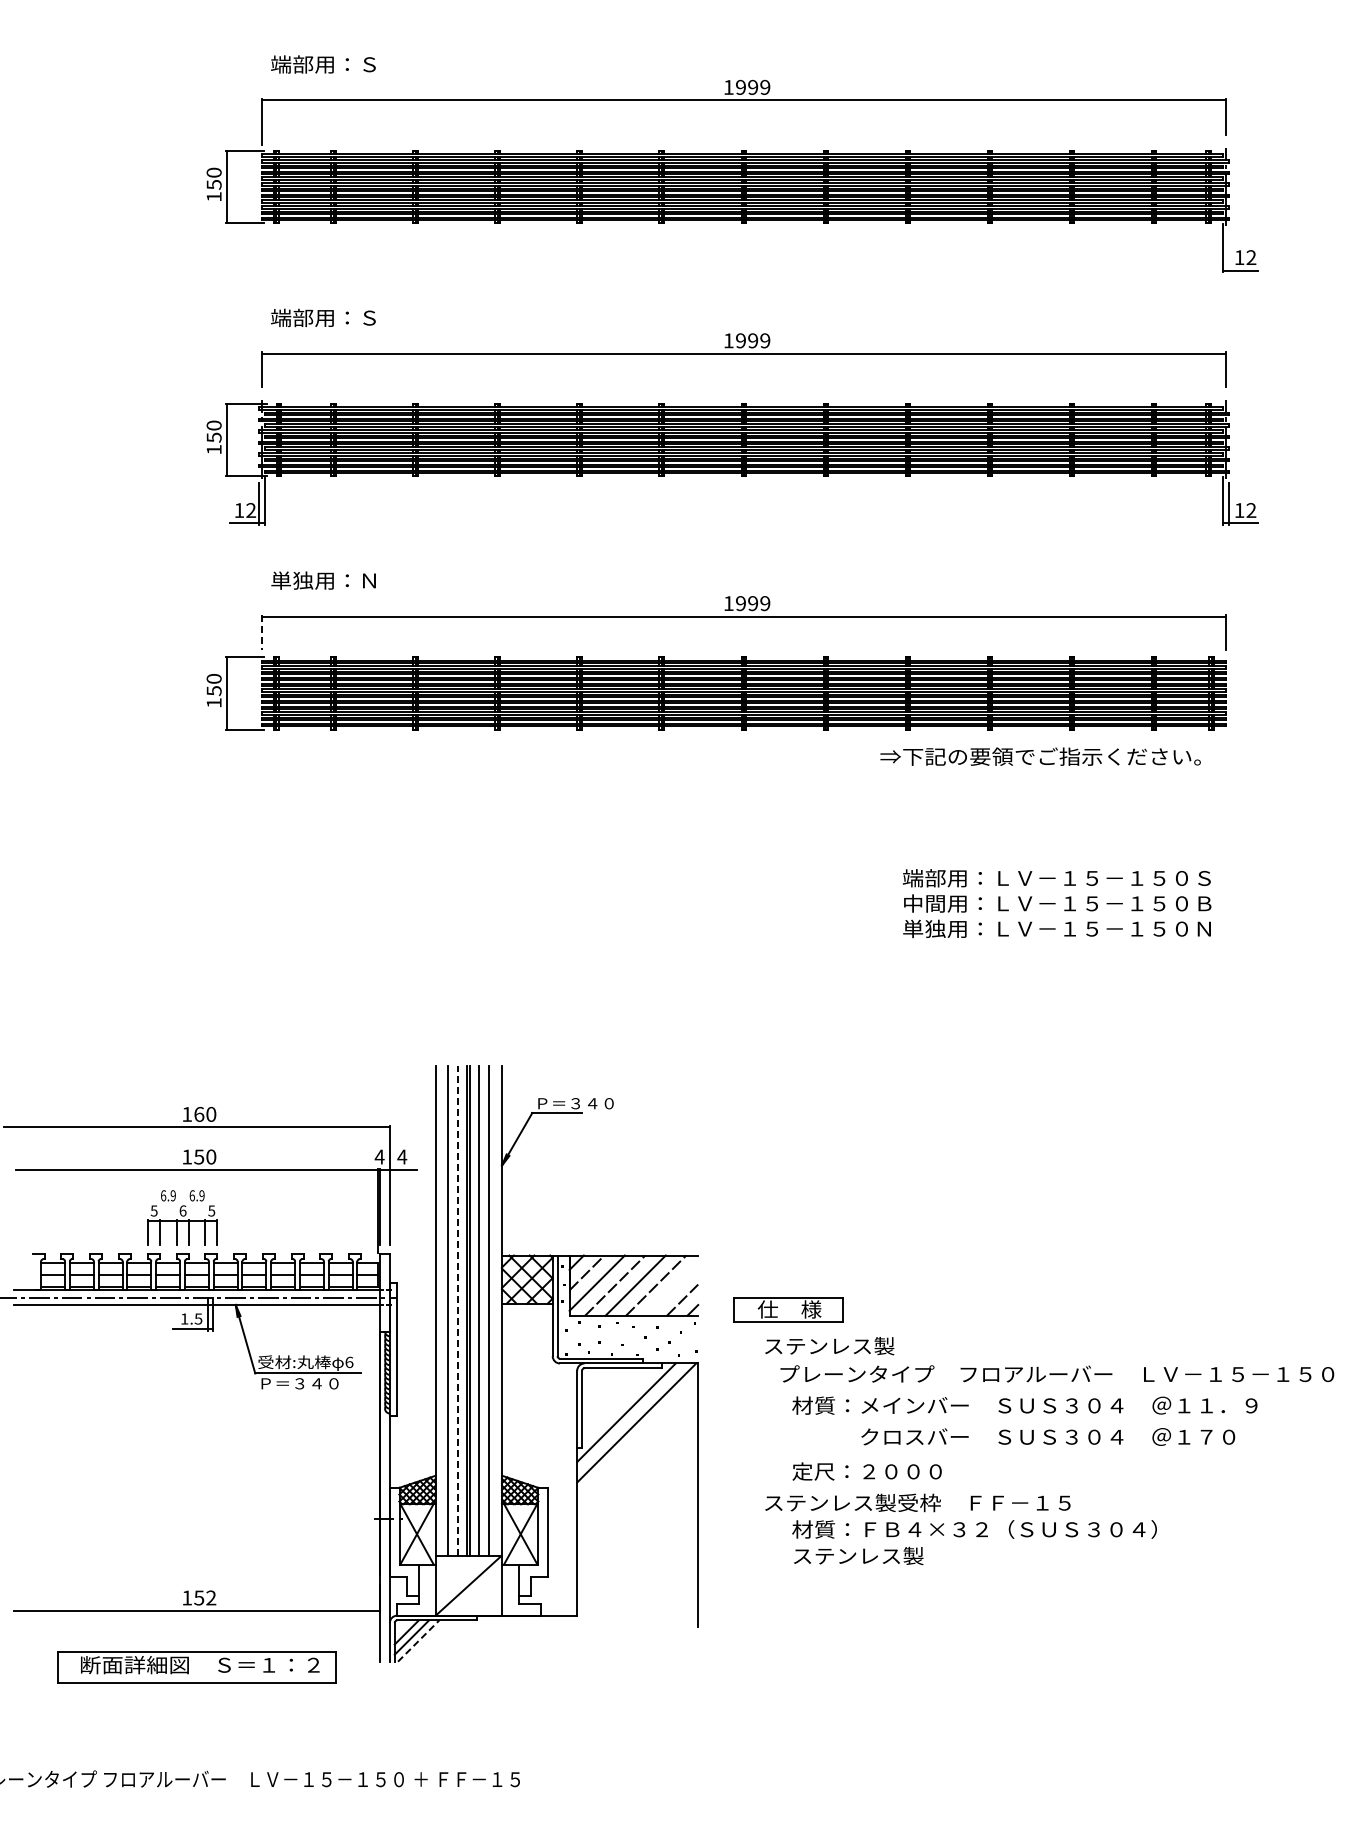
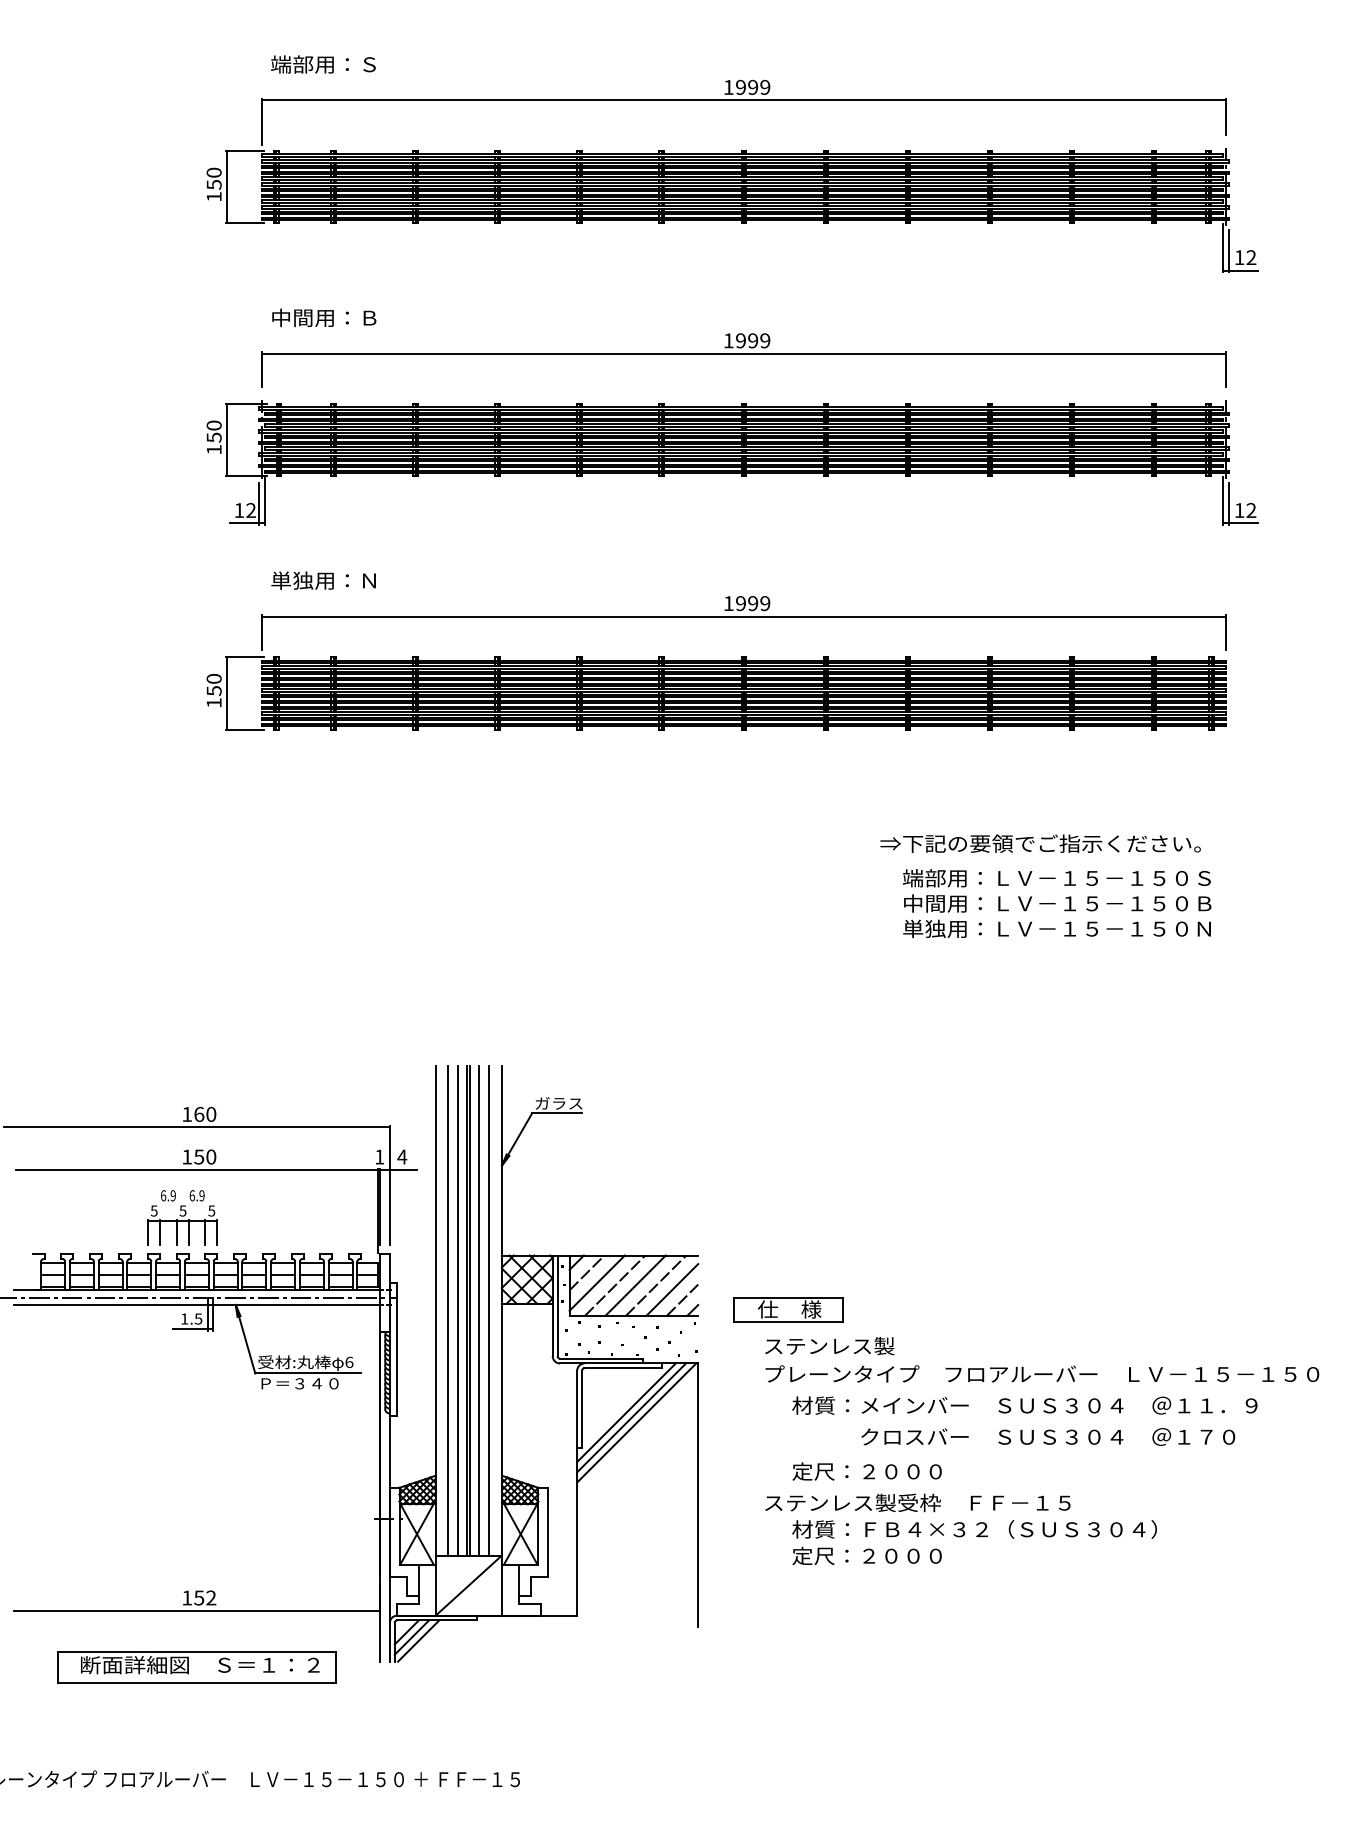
line: none -> present (1229, 250)
text: 端部用：Ｓ -> 中間用：Ｂ (323, 317)
line: dashed -> solid (261, 633)
text position: (1040, 756) -> (1040, 843) (1040, 843)
text: Ｐ＝３４０ -> ガラス (574, 1103)
text: 4 -> 1 (379, 1156)
text: 6 -> 5 (182, 1210)
line: none -> present (672, 1289)
line: dashed -> solid (457, 1310)
text position: (1057, 1373) -> (1042, 1373) (1042, 1373)
line: none -> present (631, 1417)
text: ステンレス製 -> 定尺：２０００ (866, 1555)
line: dashed -> solid (418, 1640)
